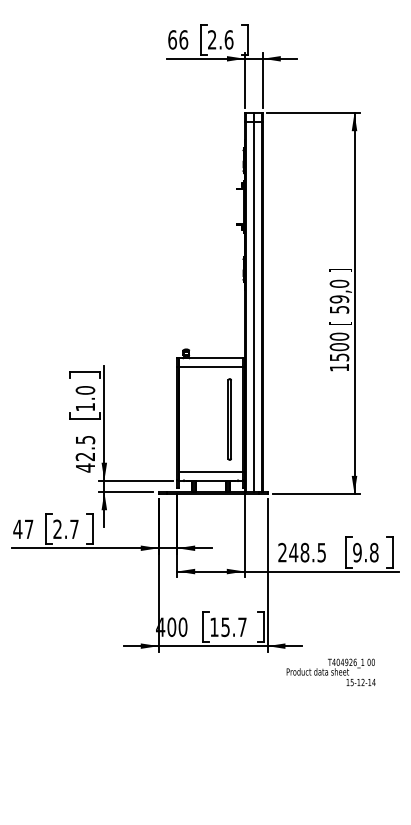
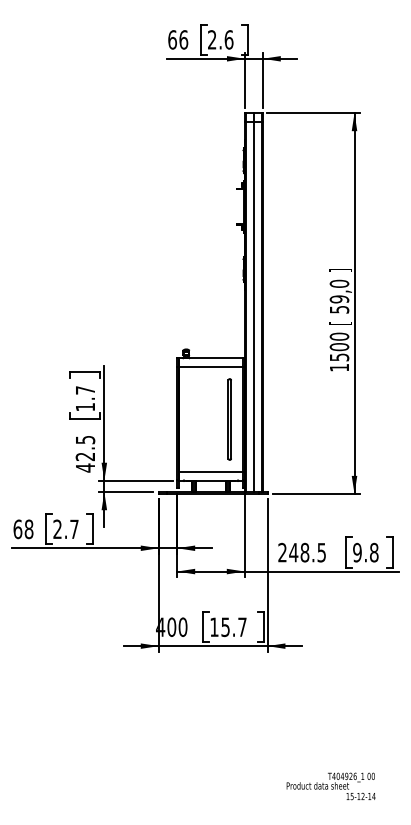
text: 1.0 -> 1.7 (85, 390)
text: 47 -> 68 (23, 529)
text position: (330, 672) -> (330, 786) (330, 786)
